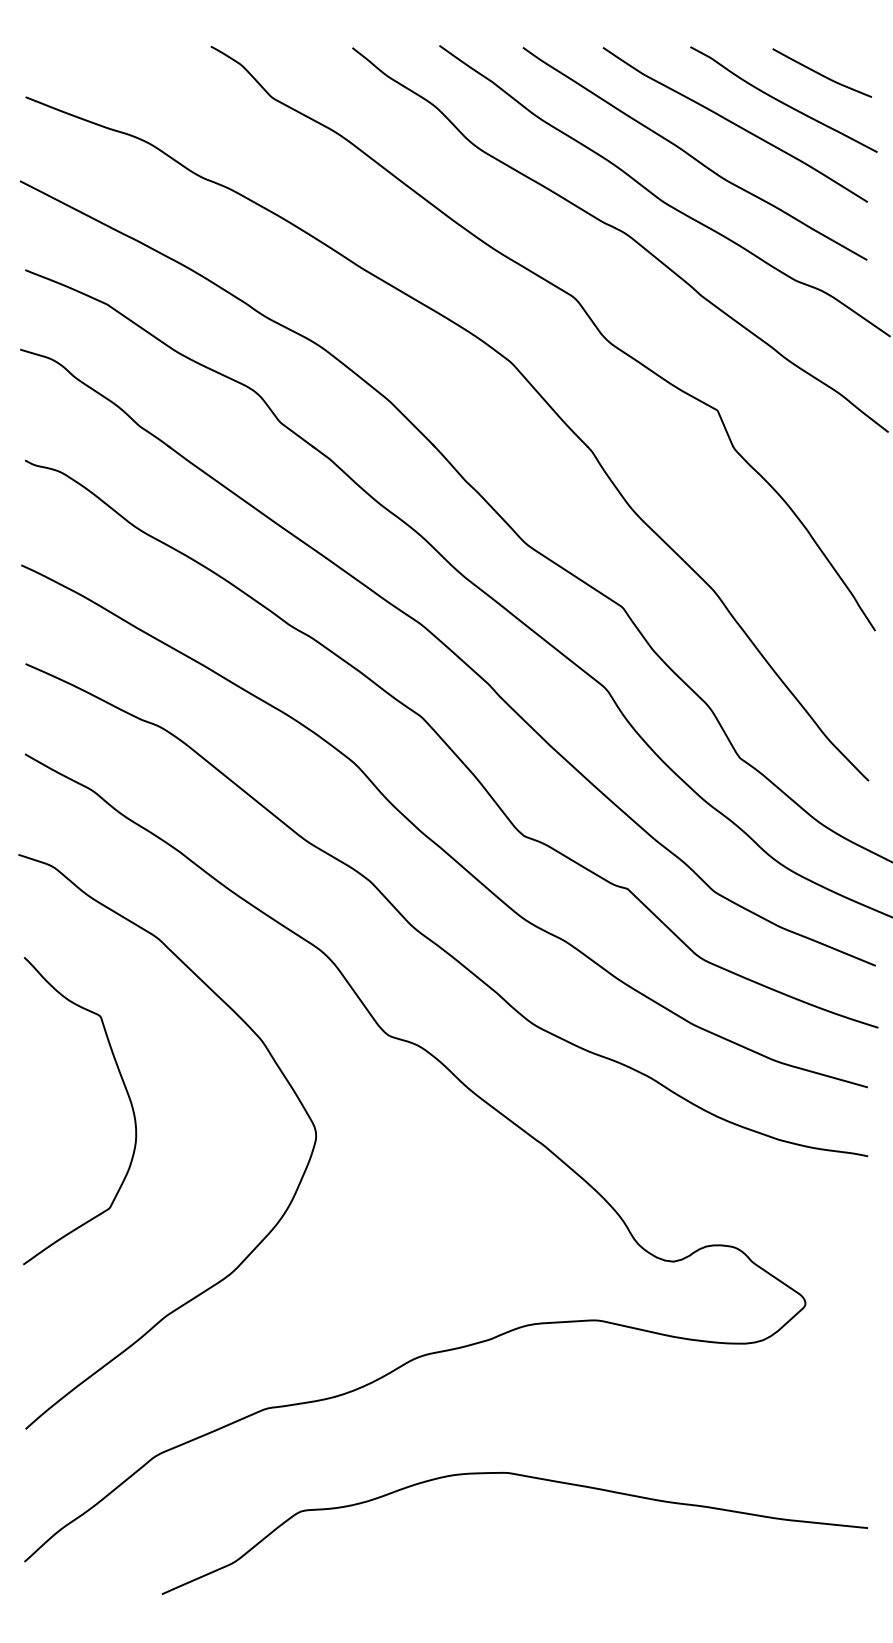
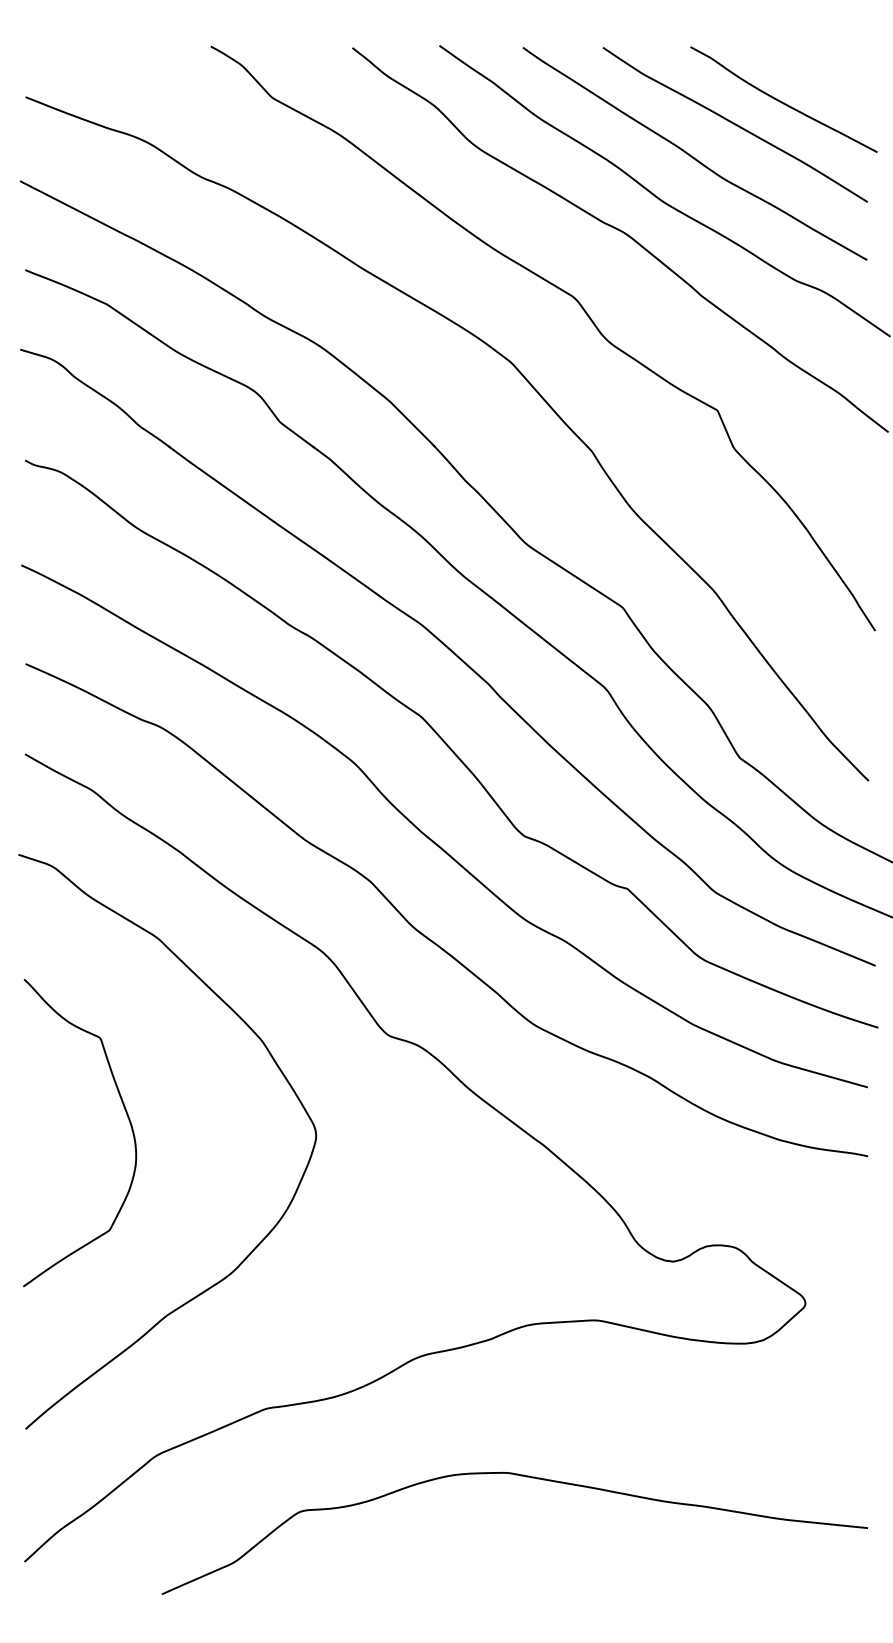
curve: present -> none (820, 73)
curve position: (126, 1093) -> (126, 1115) (126, 1115)
